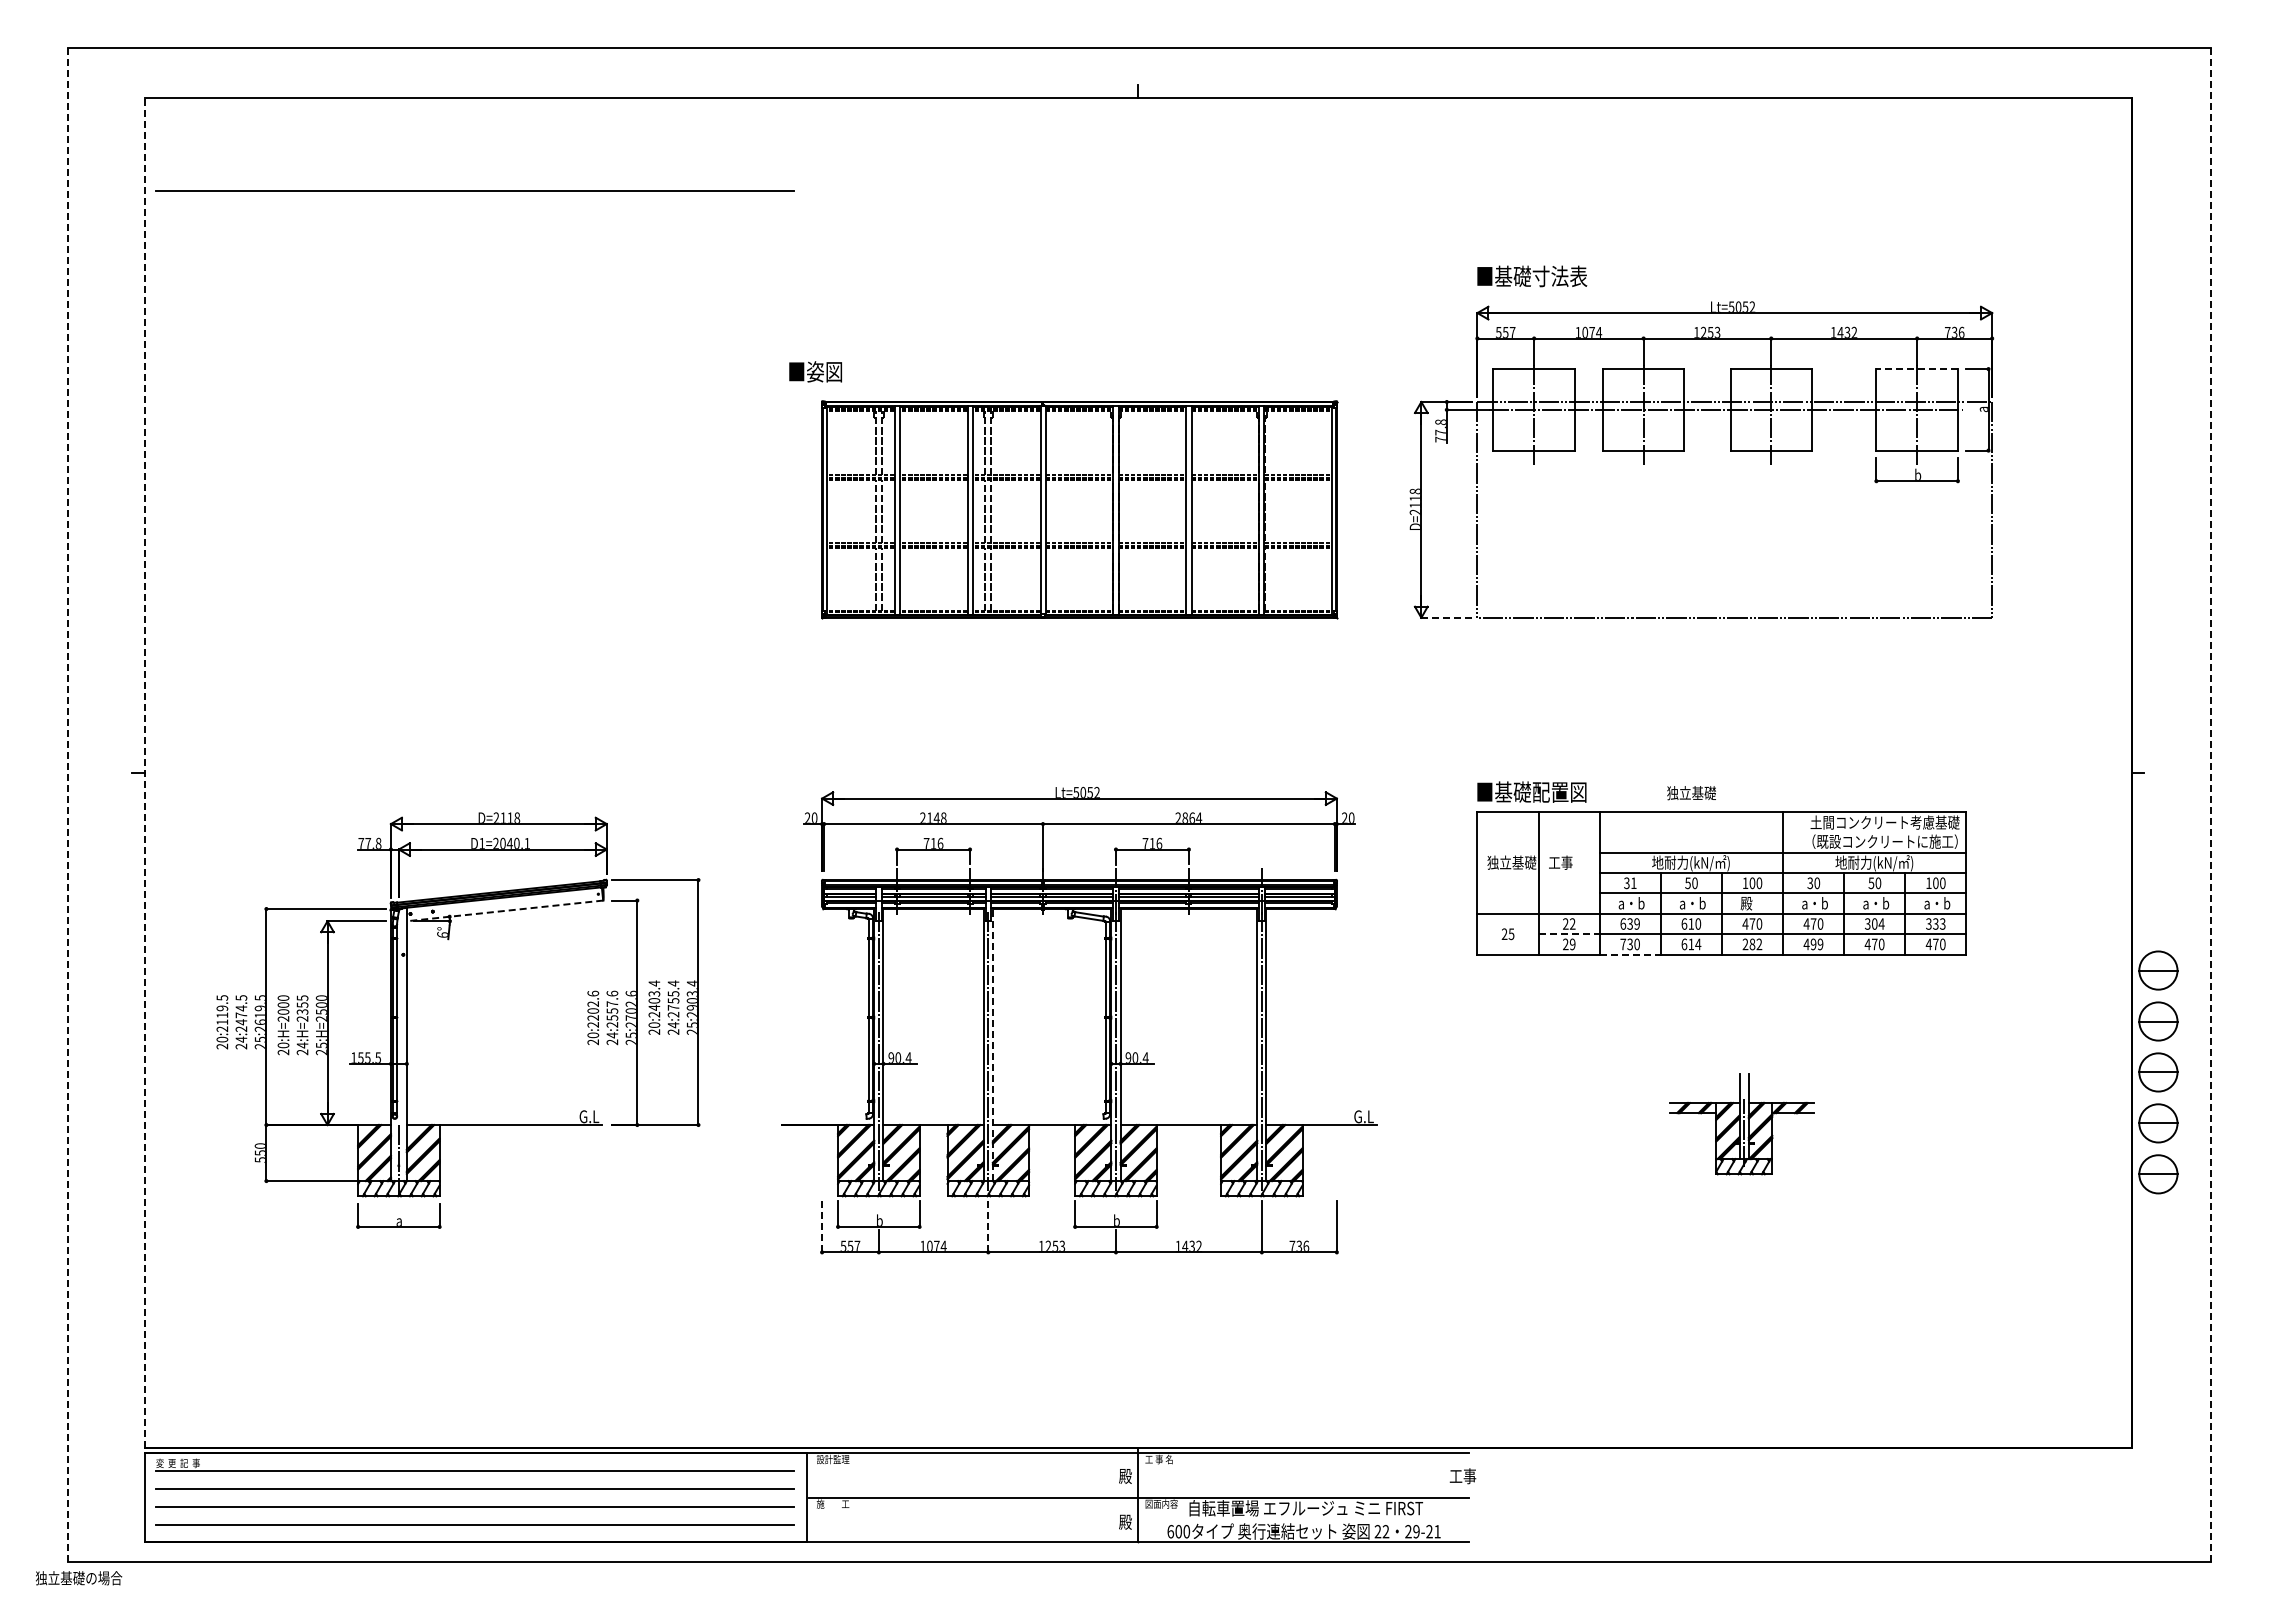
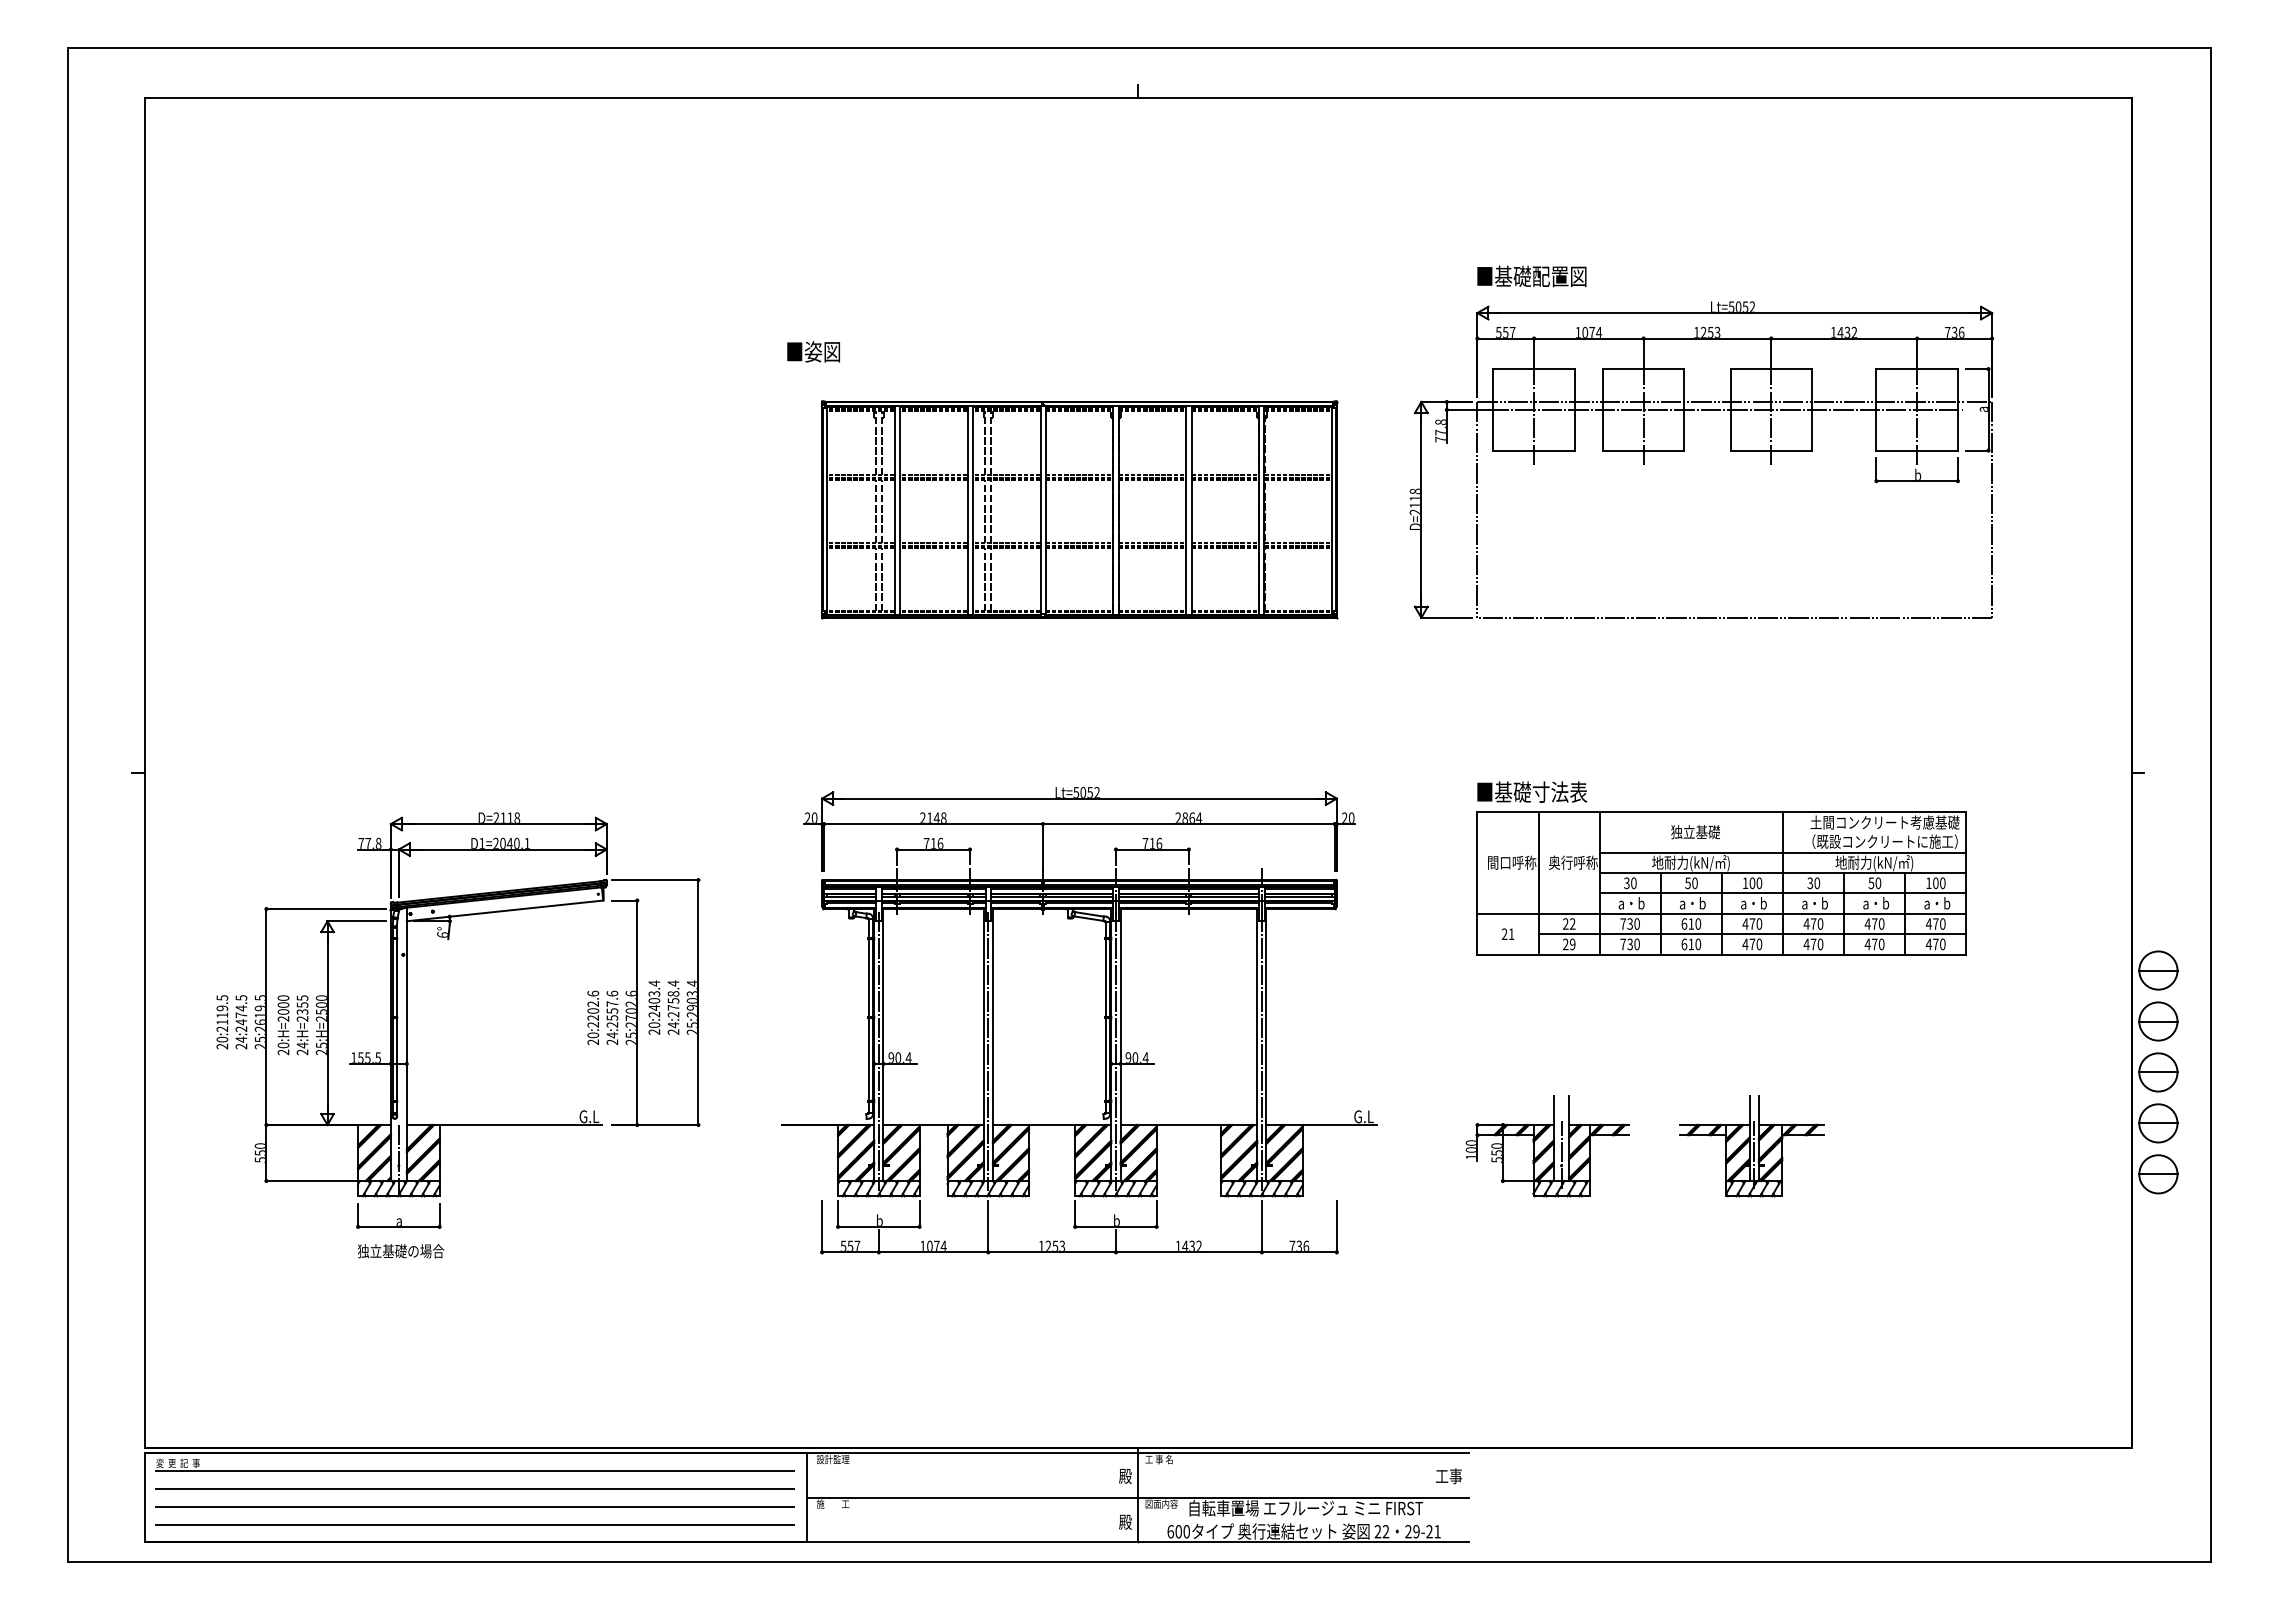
line: present -> none (474, 190)
text: ■基礎寸法表 -> ■基礎配置図 (1559, 276)
line: dashed -> solid (1917, 369)
text position: (815, 371) -> (813, 351) (813, 351)
line: dashed -> solid (1446, 617)
line: dashed -> solid (144, 772)
text: ■基礎配置図 -> ■基礎寸法表 (1559, 791)
text position: (1691, 793) -> (1695, 832) (1695, 832)
line: dashed -> solid (68, 805)
line: dashed -> solid (2210, 805)
text: 独立基礎 -> 間口呼称 (1511, 862)
text: 工事 -> 奥行呼称 (1573, 862)
text: 31 -> 30 (1633, 883)
text: 殿 -> a・b (1753, 903)
line: dashed -> solid (505, 910)
text: 639 -> 730 (1629, 923)
text: 304 -> 470 (1874, 923)
text: 333 -> 470 (1935, 923)
text: 25 -> 21 (1511, 934)
line: dashed -> solid (1569, 934)
text: 614 -> 610 (1698, 944)
text: 282 -> 470 (1752, 944)
text: 499 -> 470 (1816, 944)
line: dashed -> solid (1630, 954)
text: 24:2755.4 -> 24:2758.4 (673, 993)
line: dashed -> solid (992, 1044)
part position: (1741, 1124) -> (1751, 1146) (1751, 1146)
part: none -> present (1547, 1146)
line: dashed -> solid (822, 1226)
line: dashed -> solid (988, 1226)
text position: (1462, 1476) -> (1448, 1476) (1448, 1476)
text position: (79, 1578) -> (401, 1251) (401, 1251)
